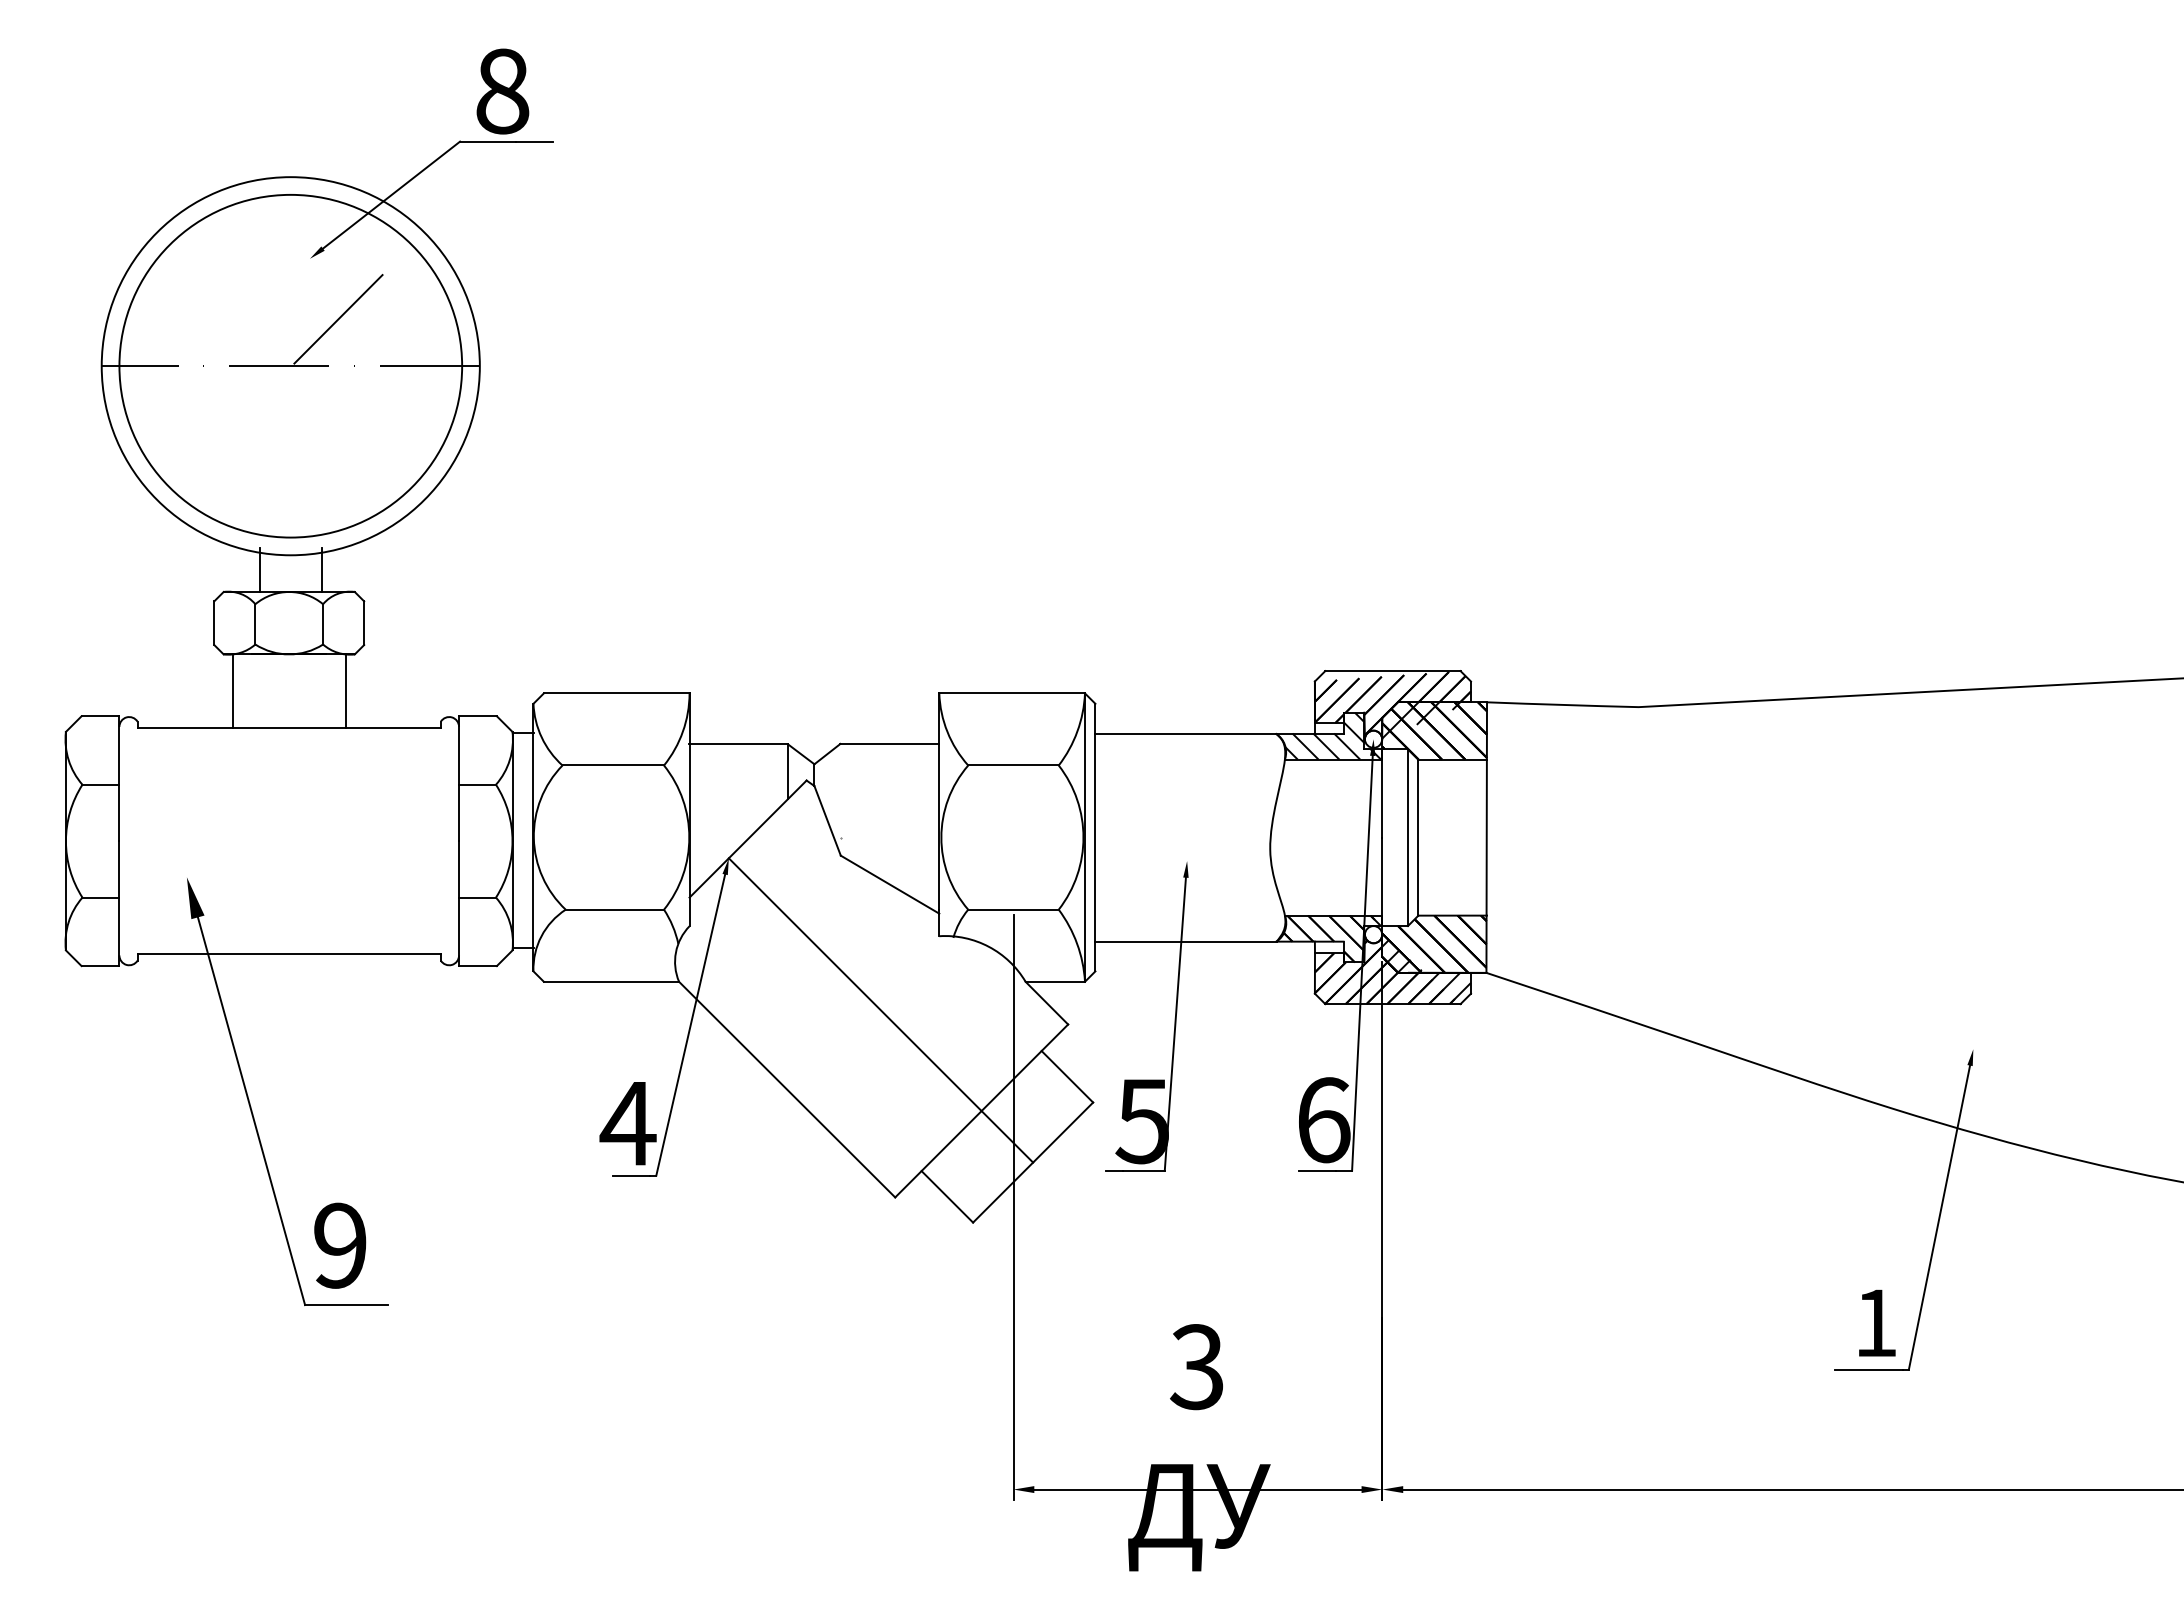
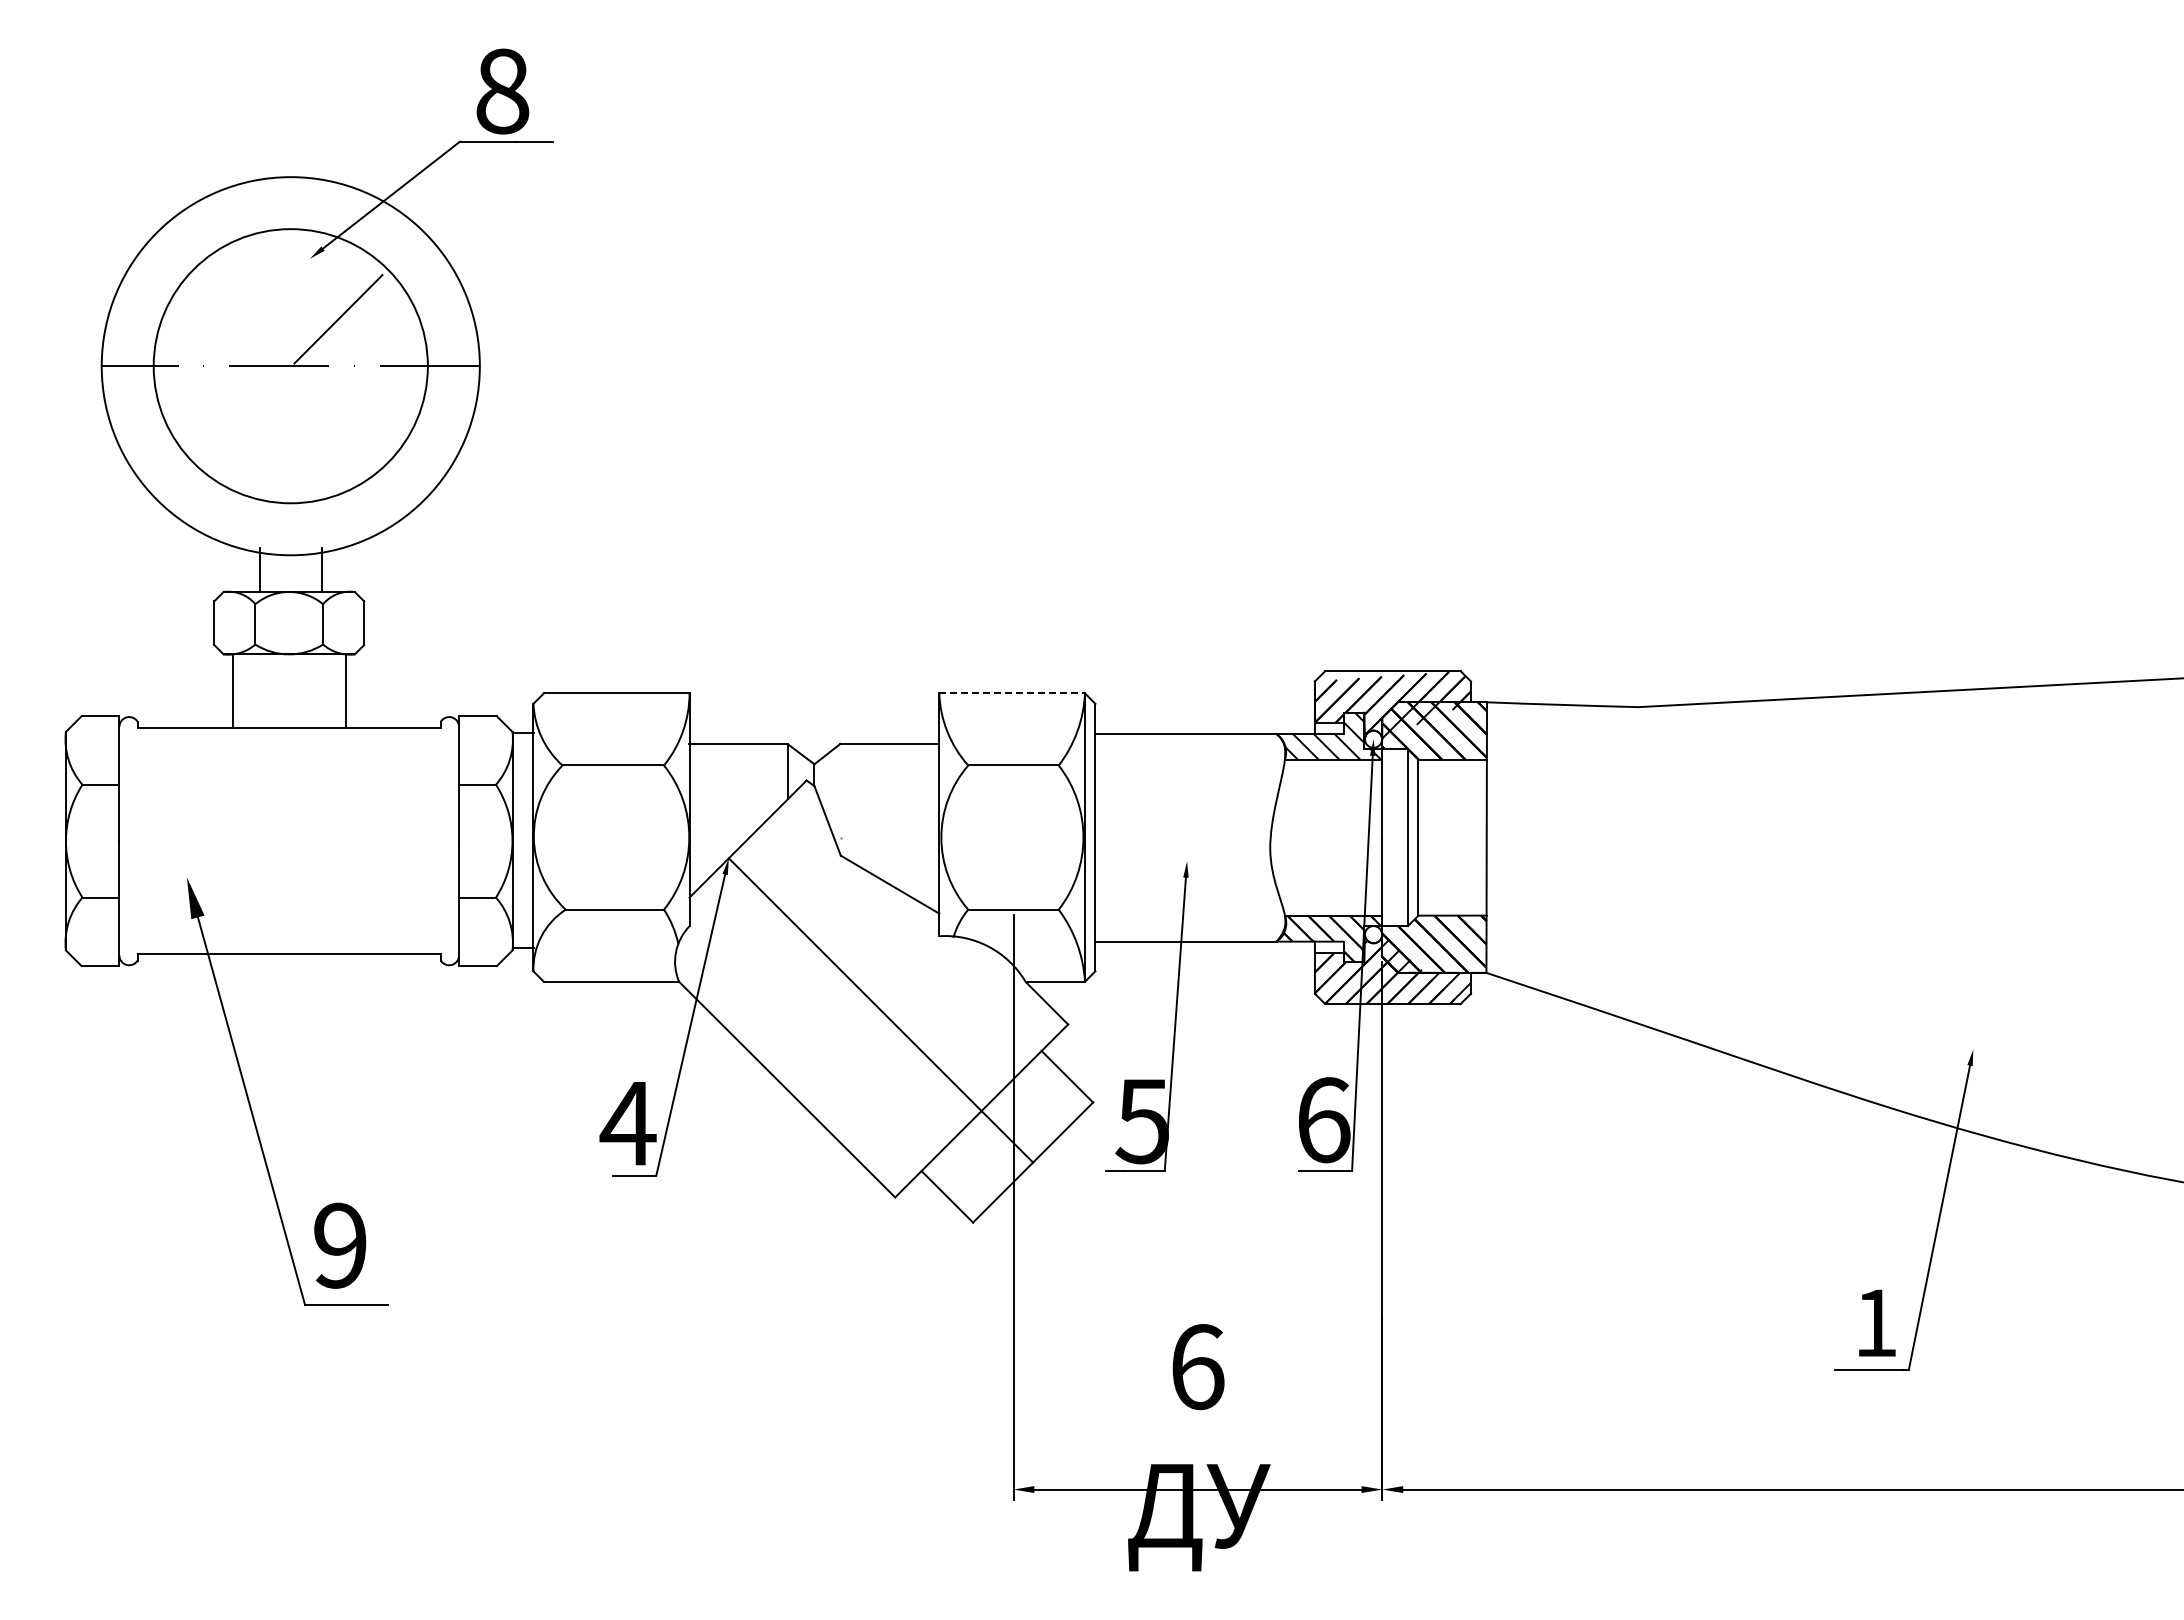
circle diameter: 343 px -> 274 px (290, 366)
line: solid -> dashed (1012, 693)
text: 3 -> 6 (1197, 1367)
